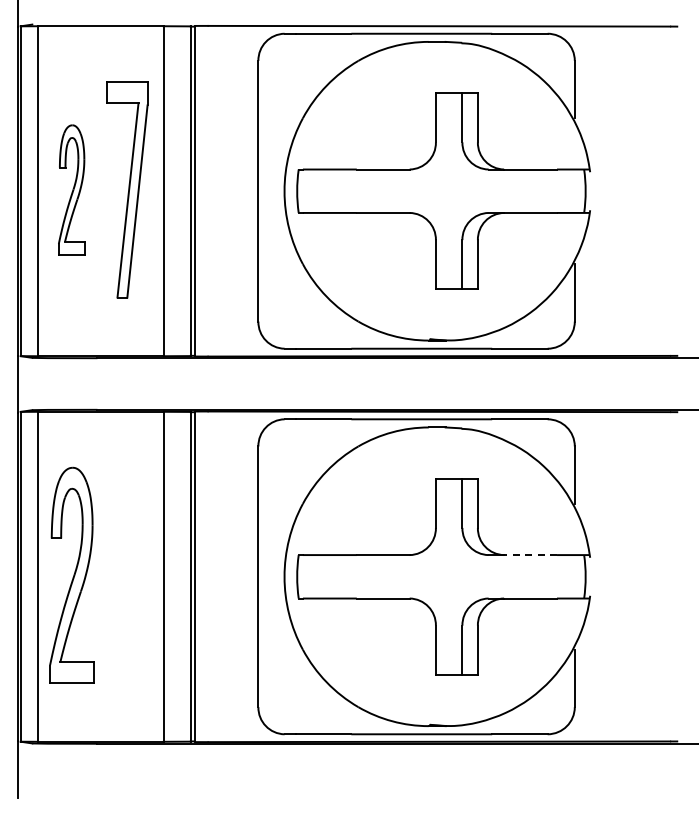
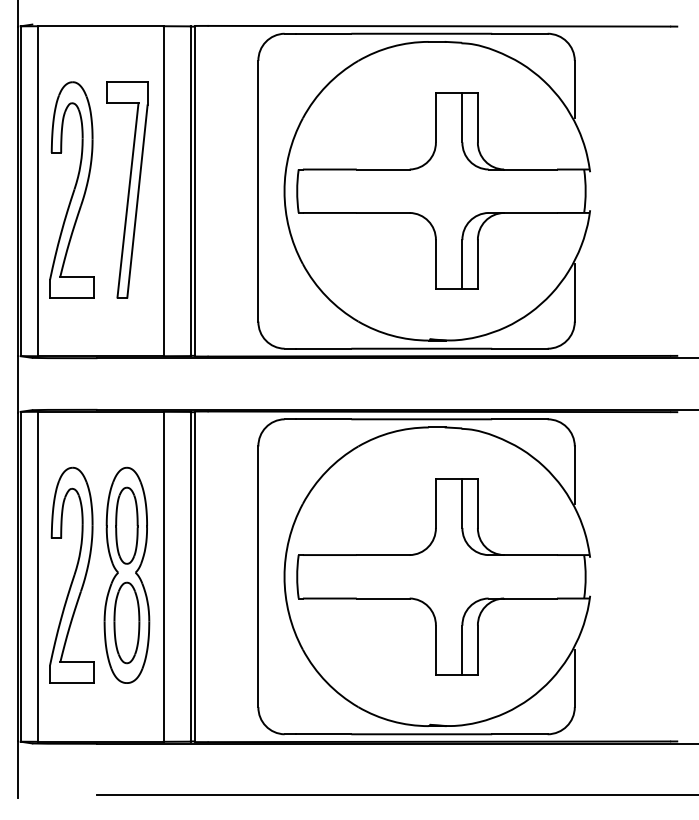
part size: 28x132 px -> 46x218 px (71, 189)
line: dashed -> solid (530, 555)
part: none -> present (126, 574)
line: none -> present (396, 795)
